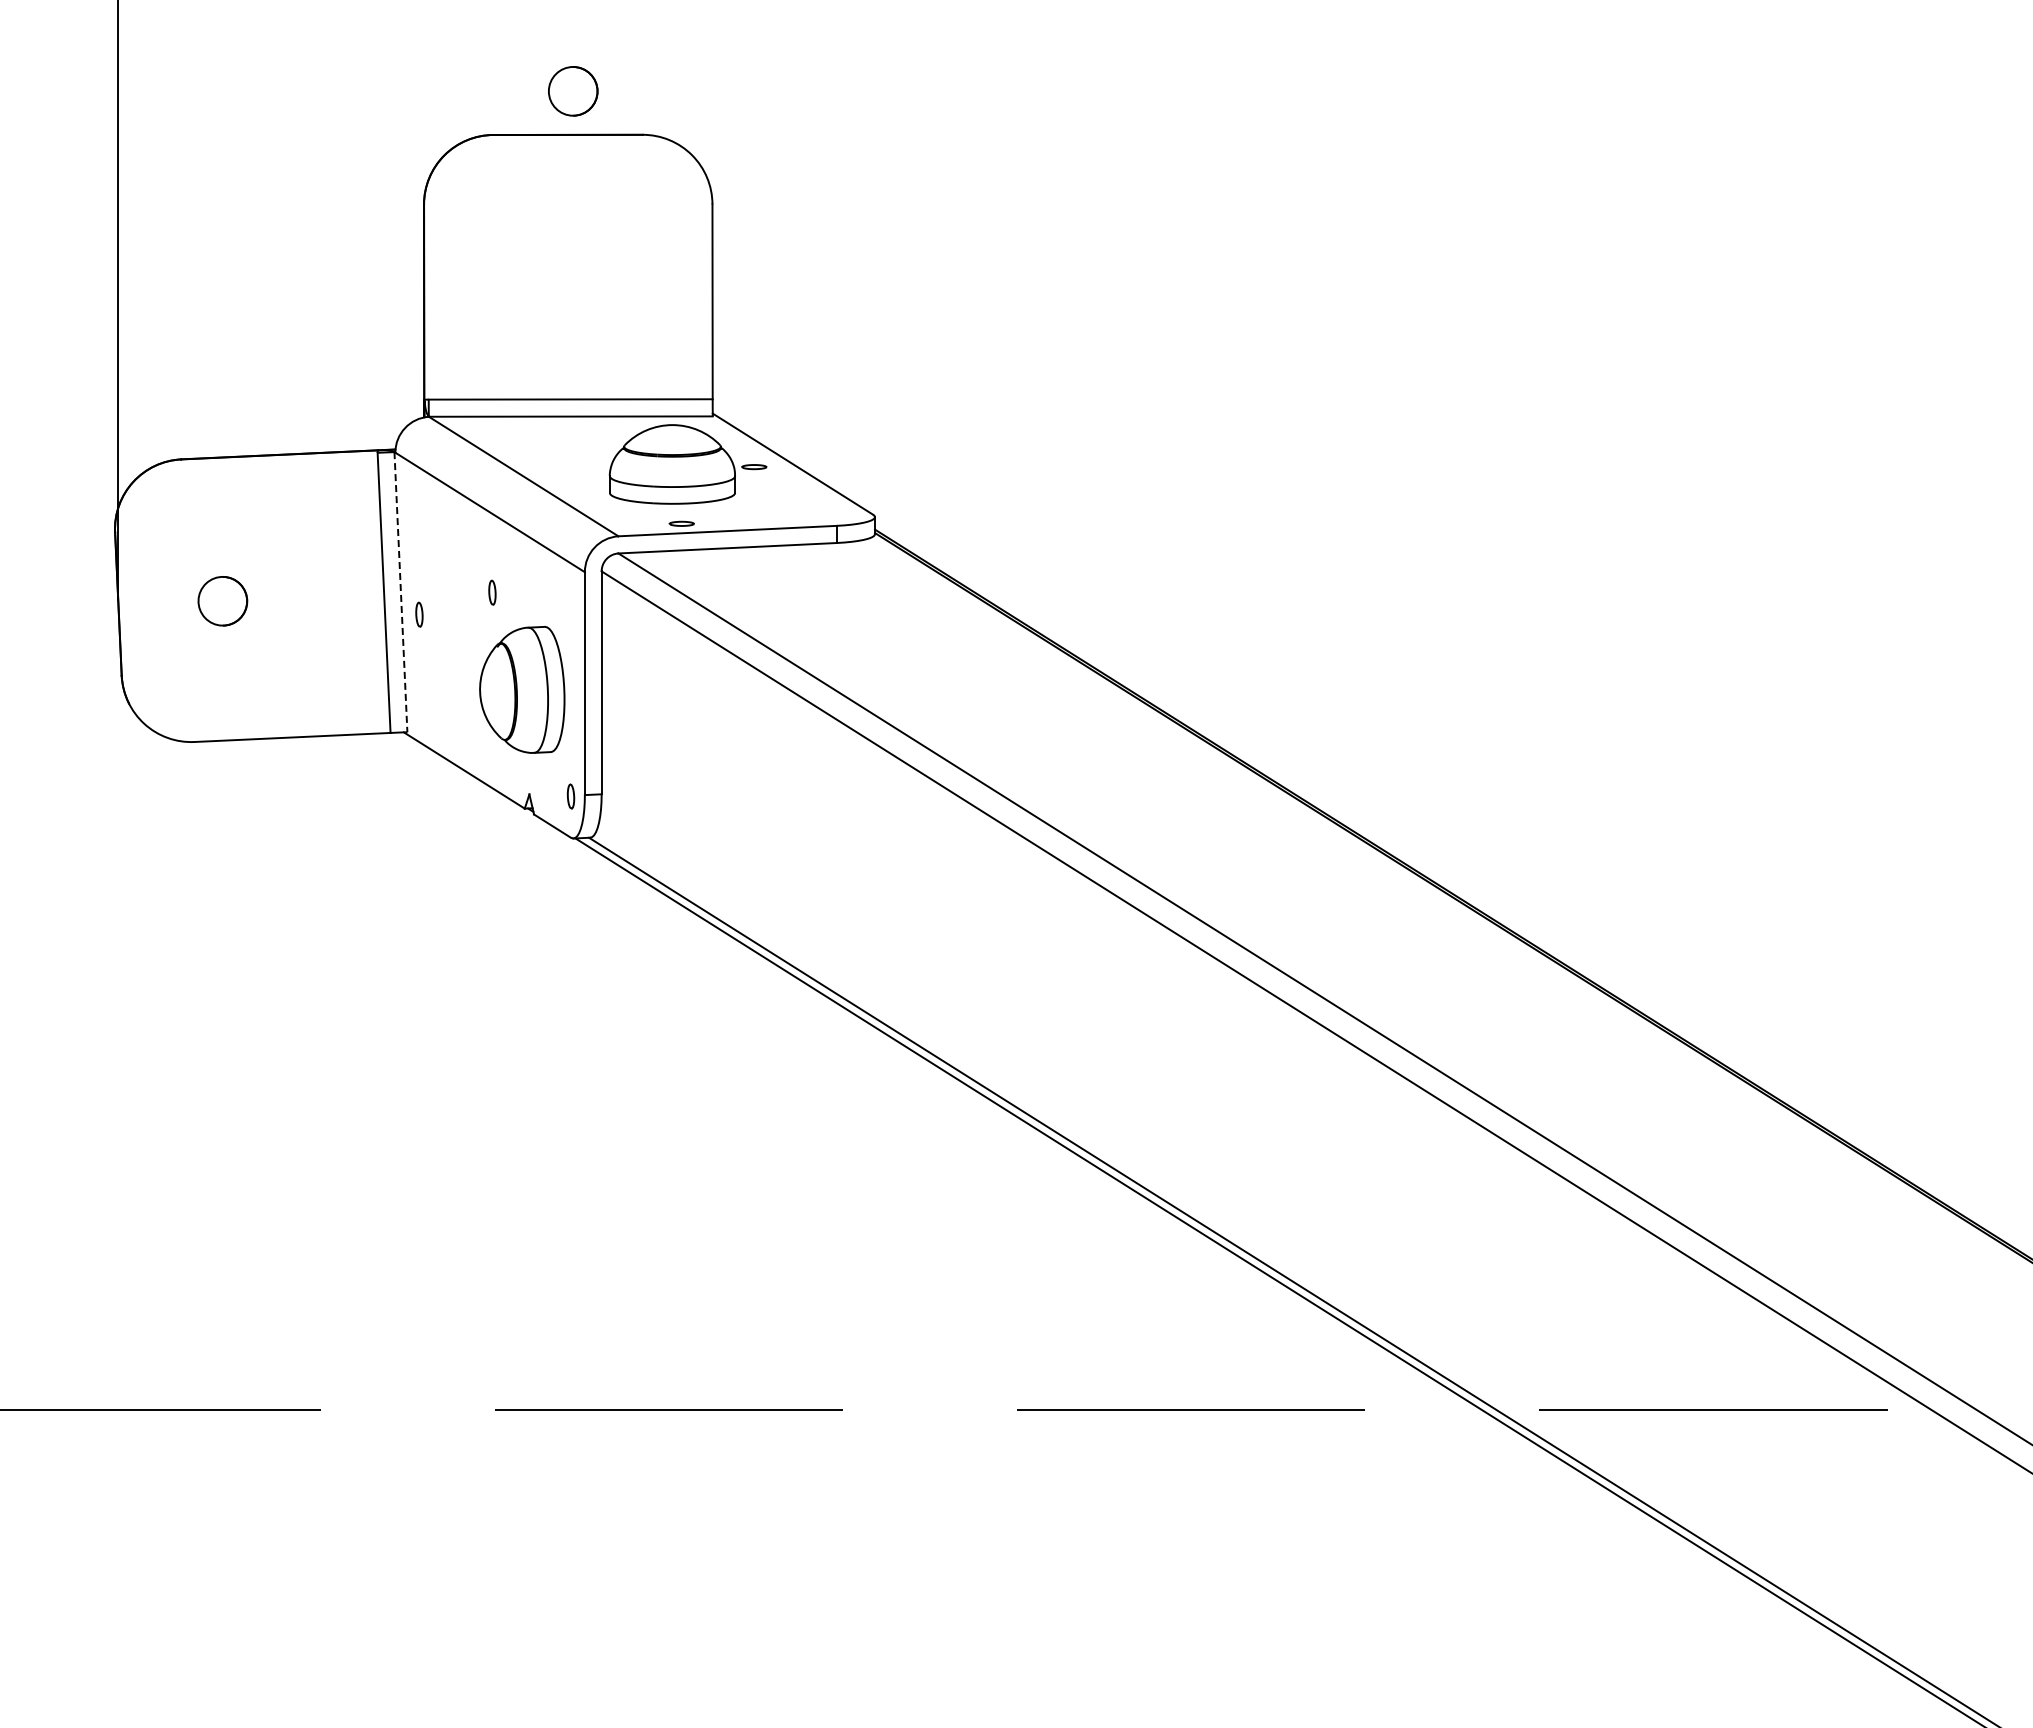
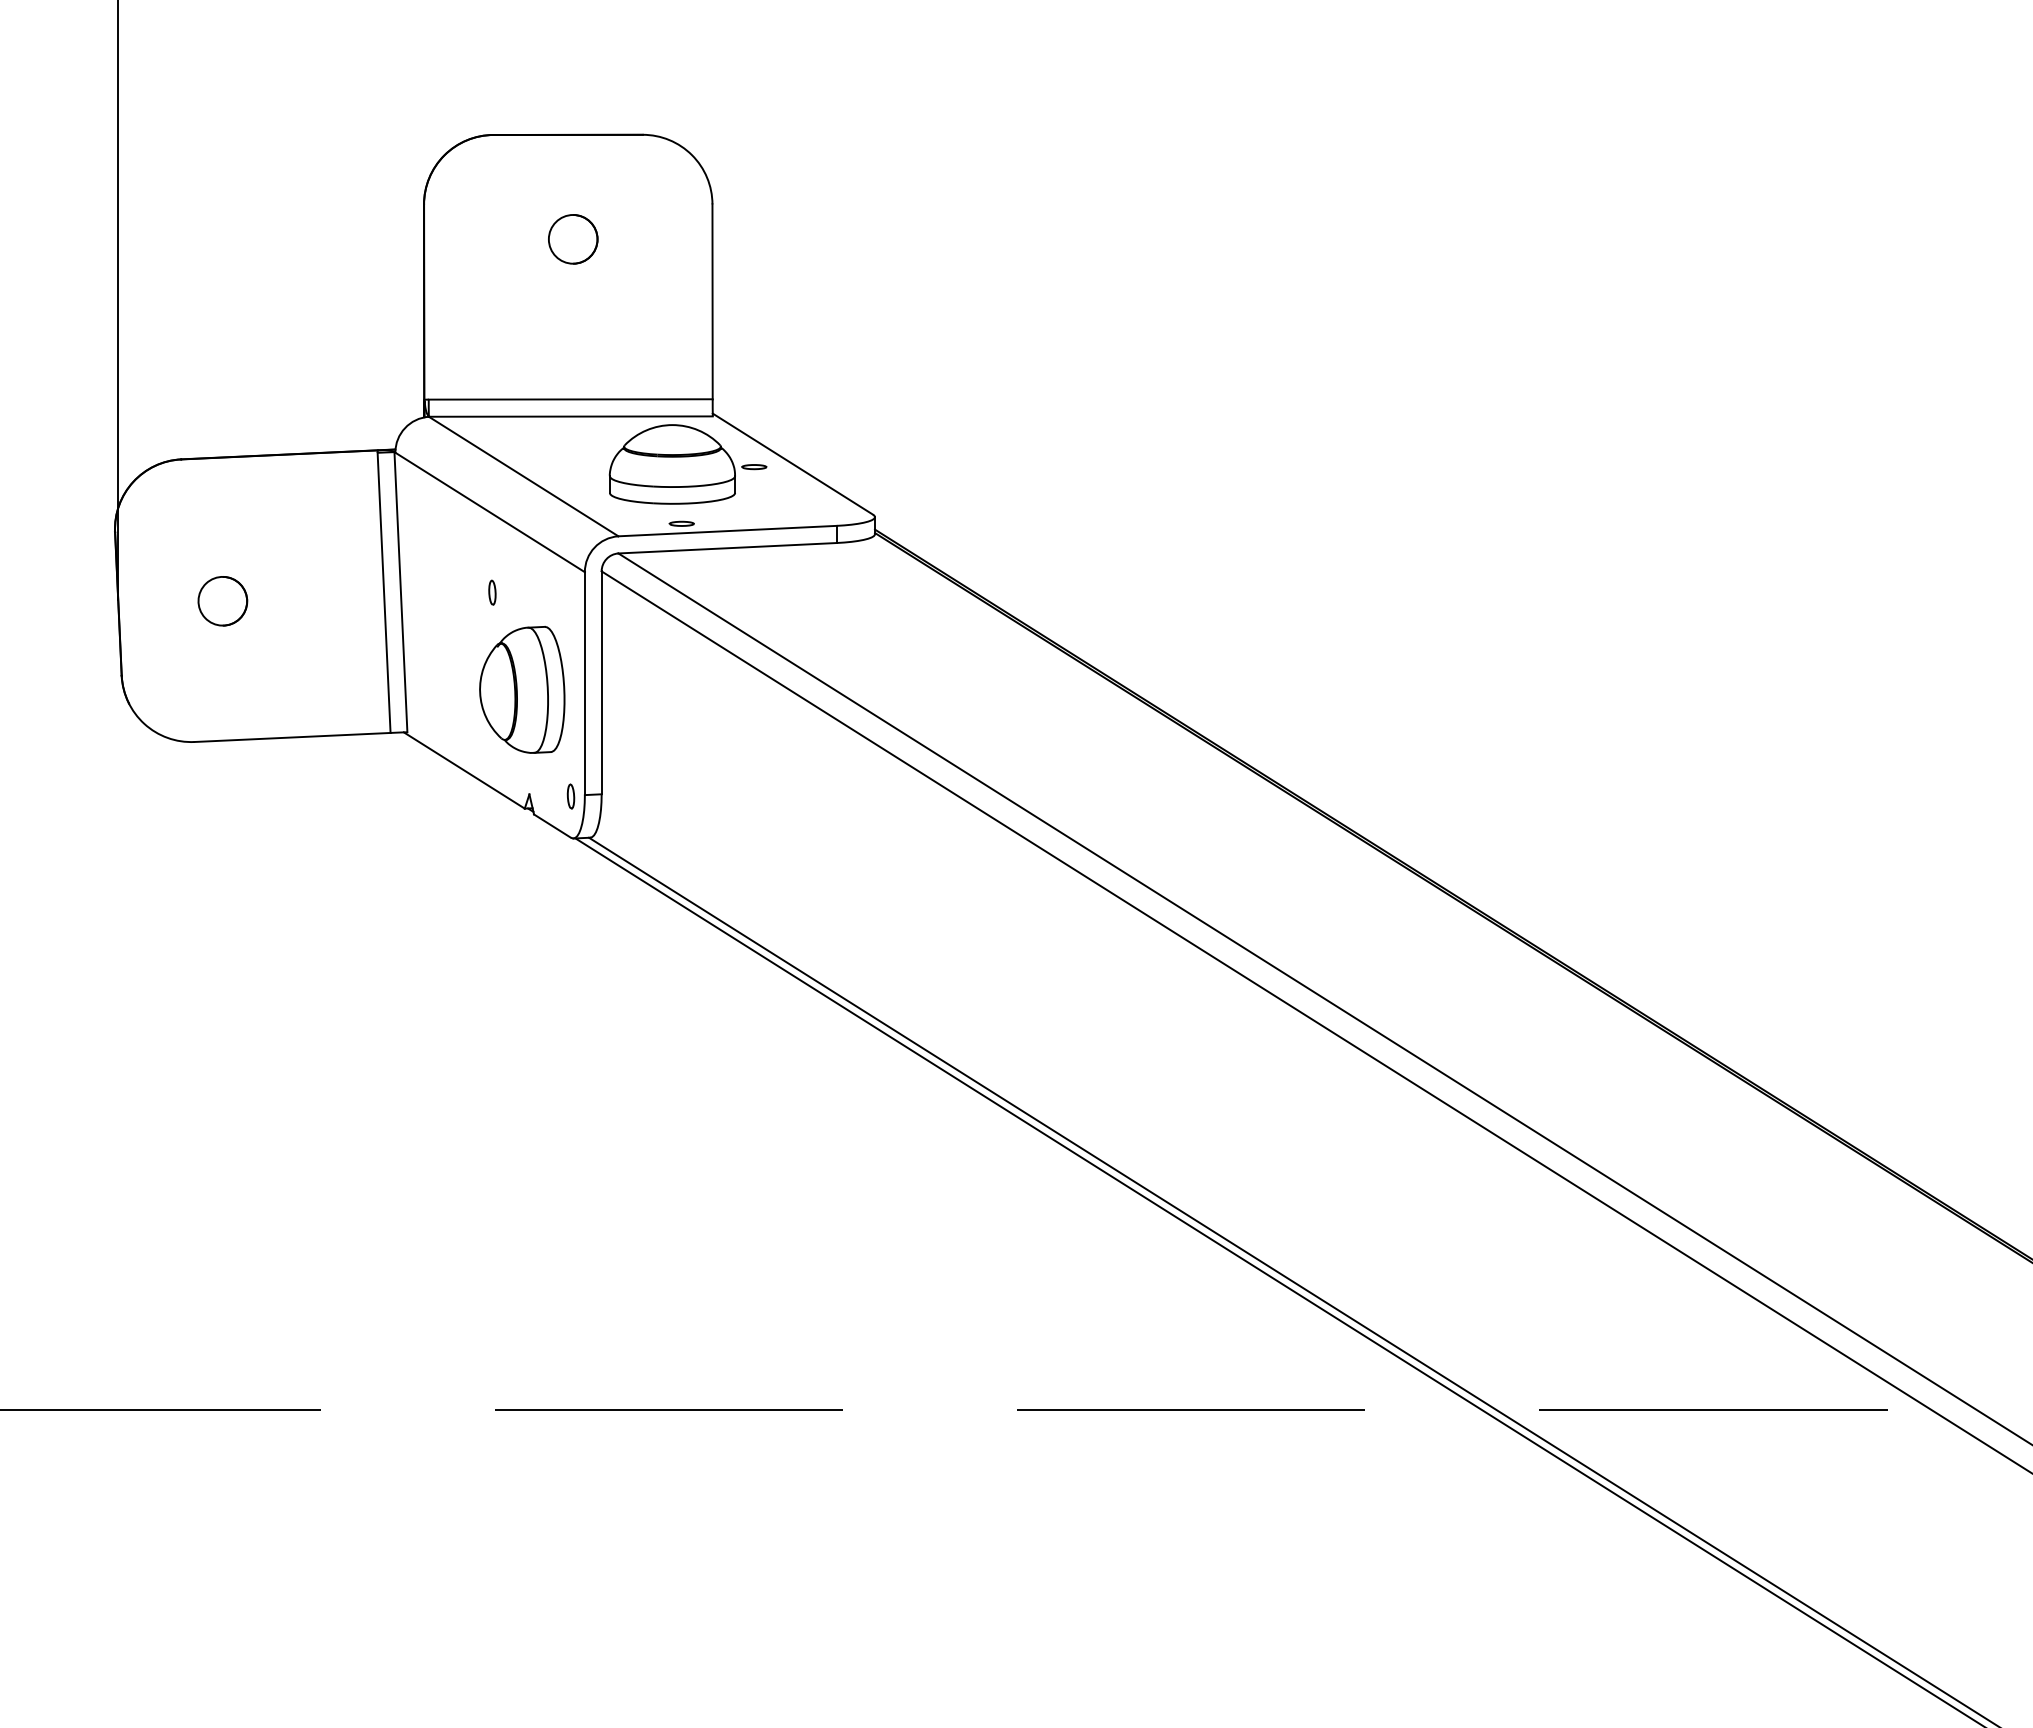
circle position: (573, 91) -> (573, 239) (573, 239)
line: dashed -> solid (400, 592)
part: present -> none (419, 614)
